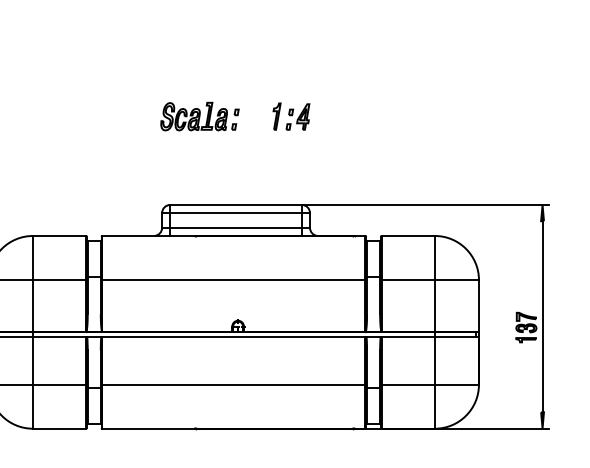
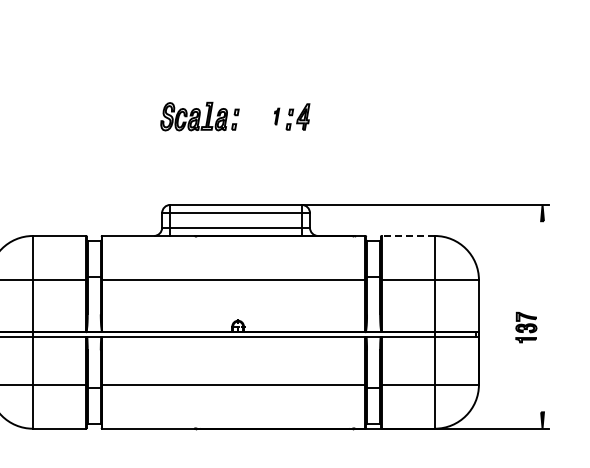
part size: 10x29 px -> 7x19 px (277, 116)
line: solid -> dashed (408, 235)
line: present -> none (542, 316)
